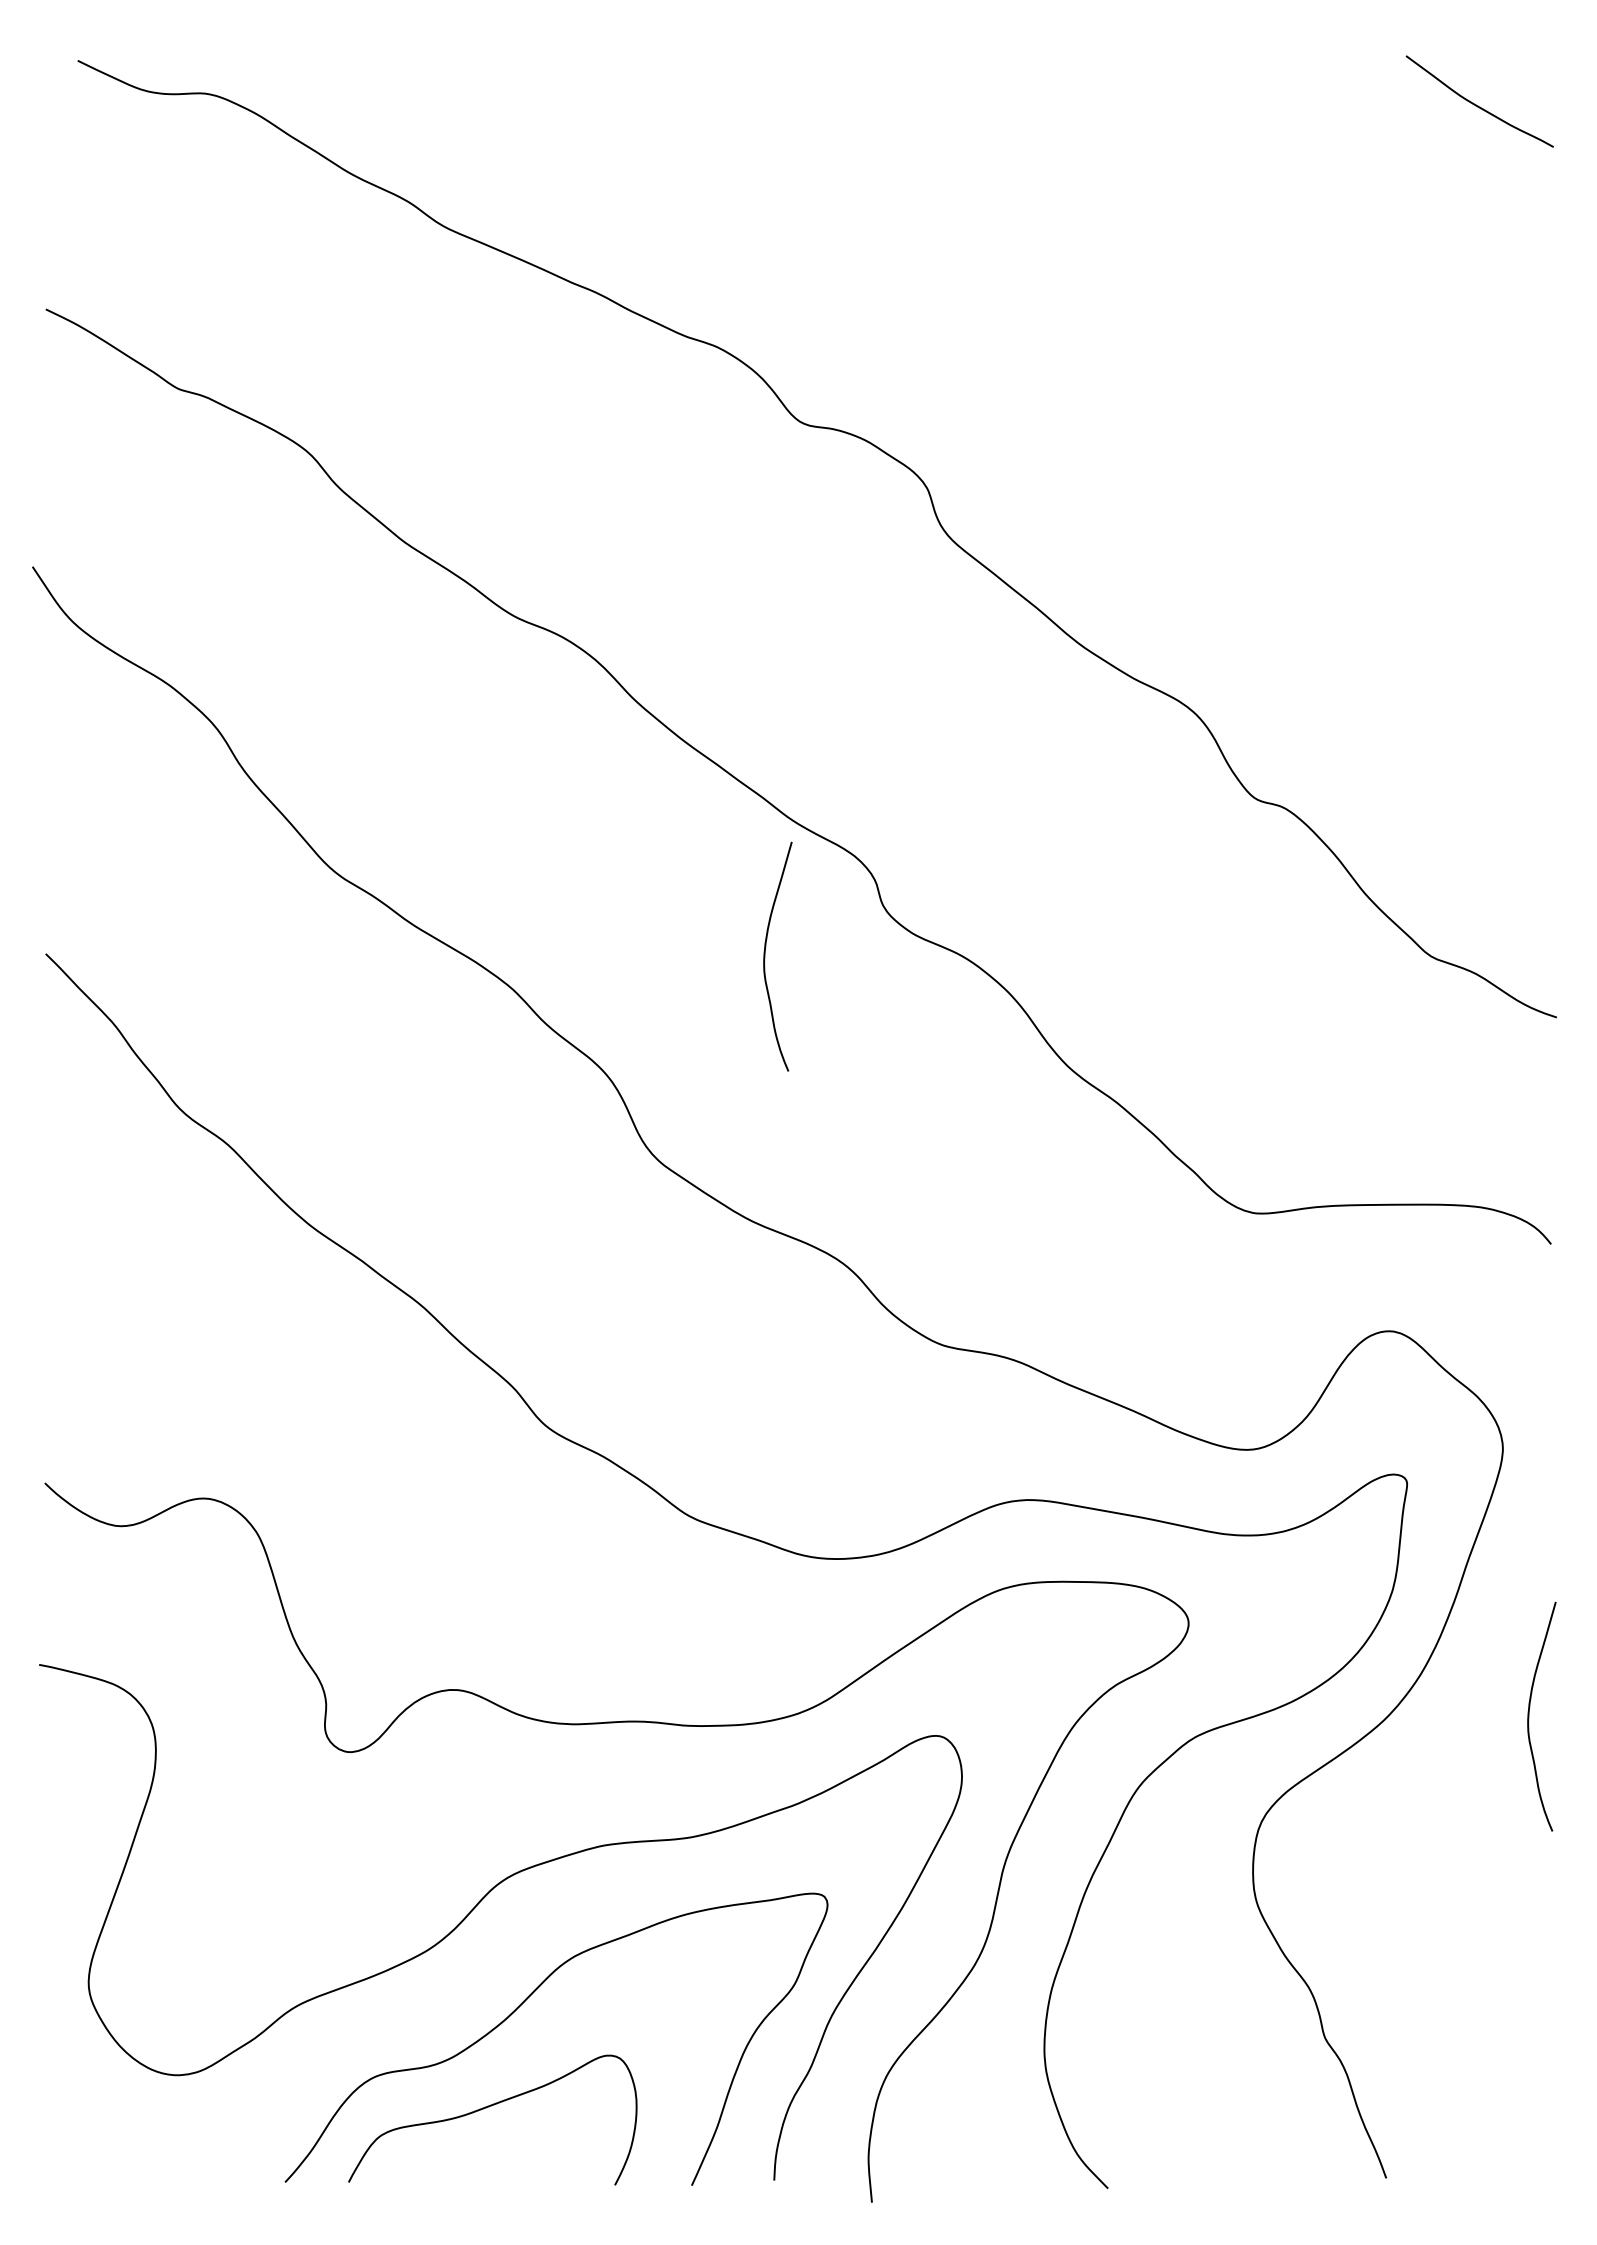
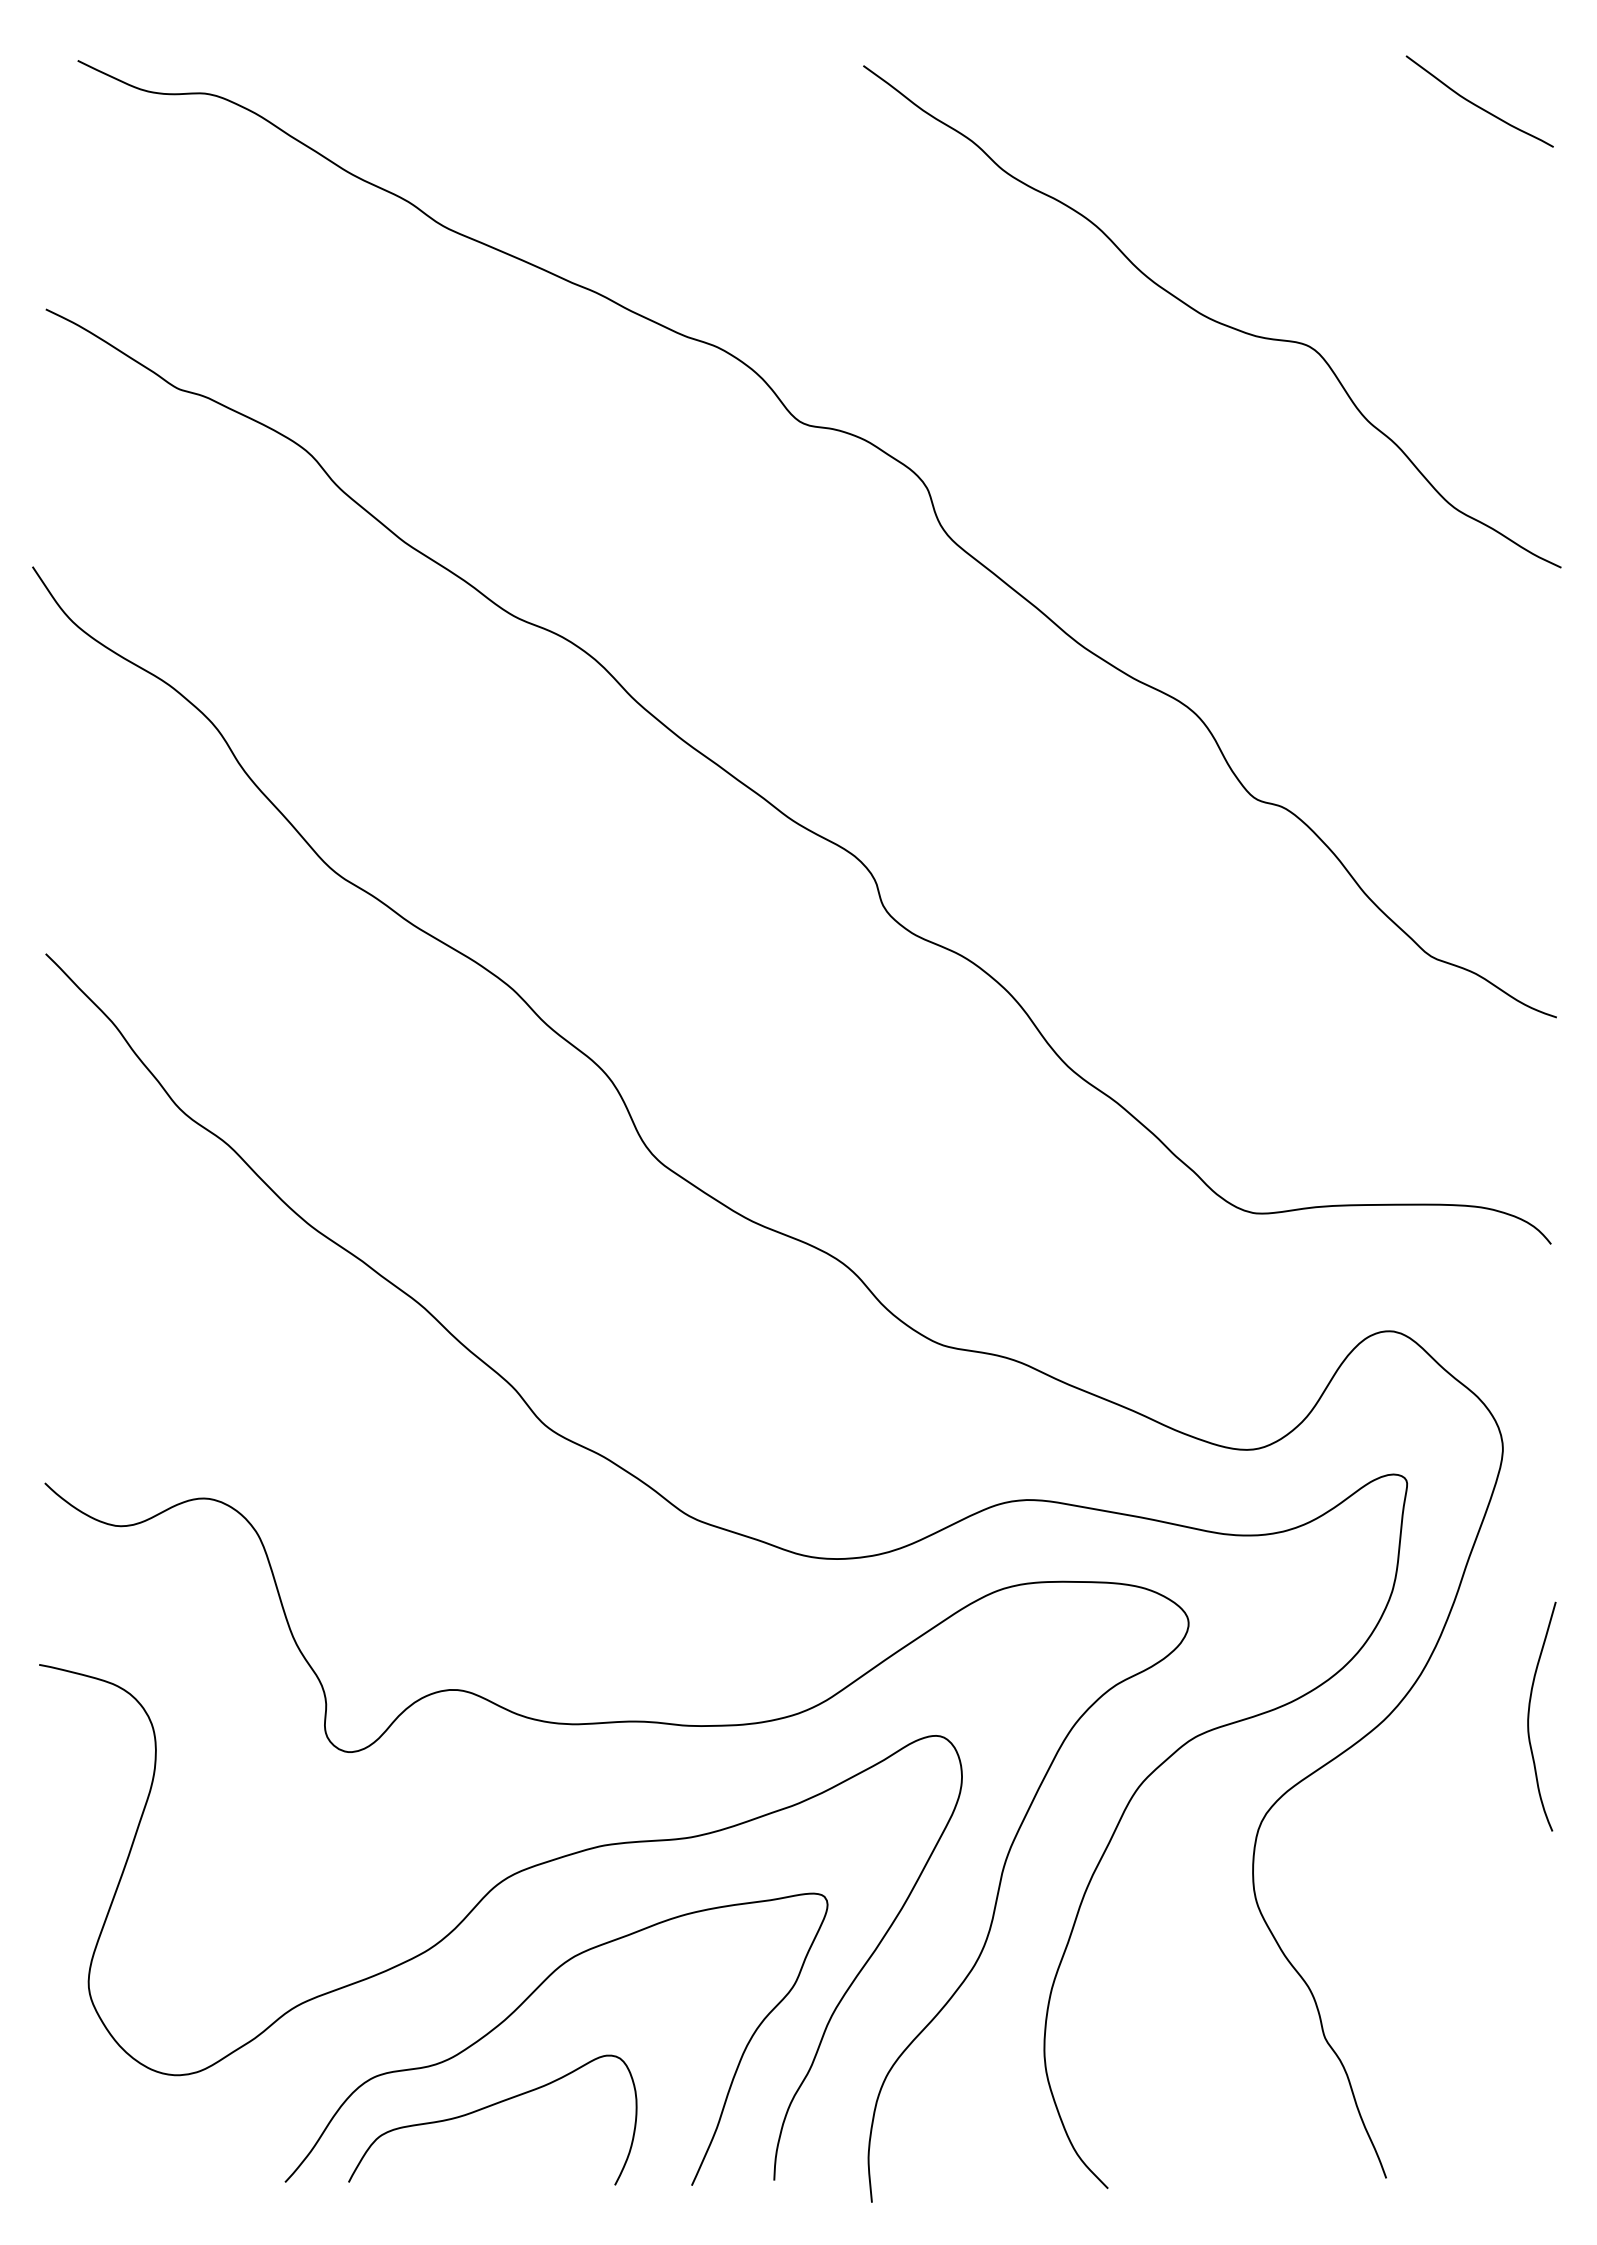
curve: none -> present (1212, 318)
curve: present -> none (765, 956)
